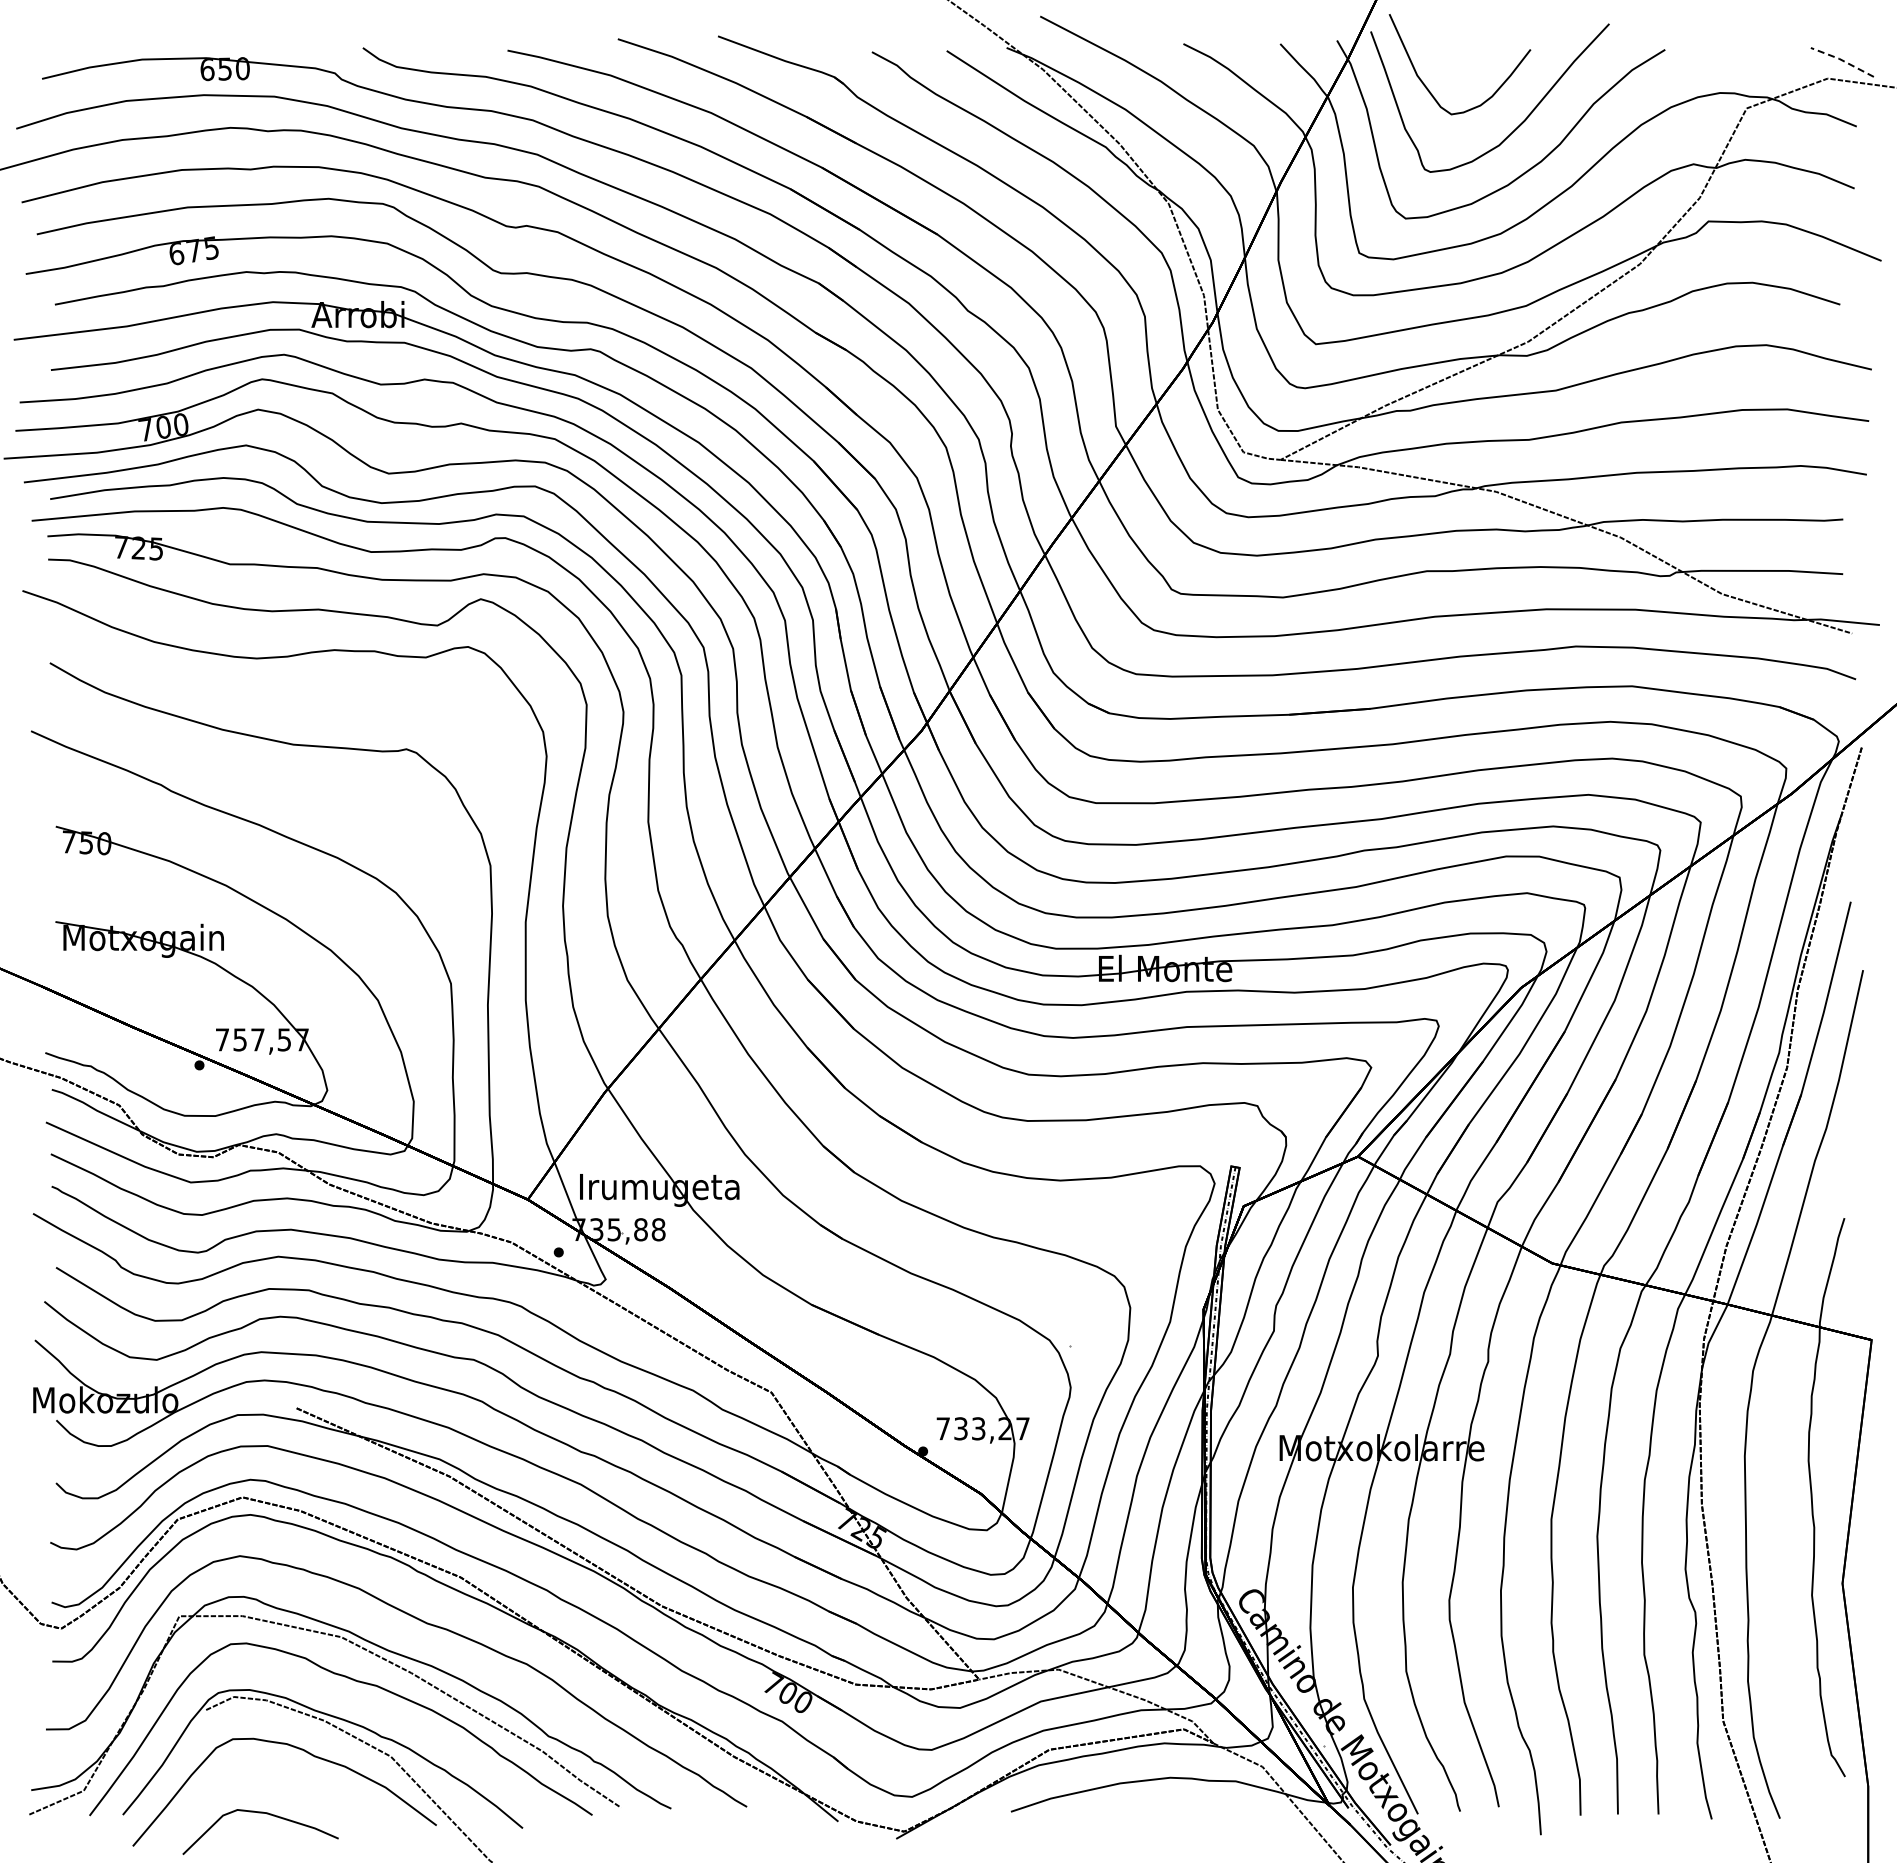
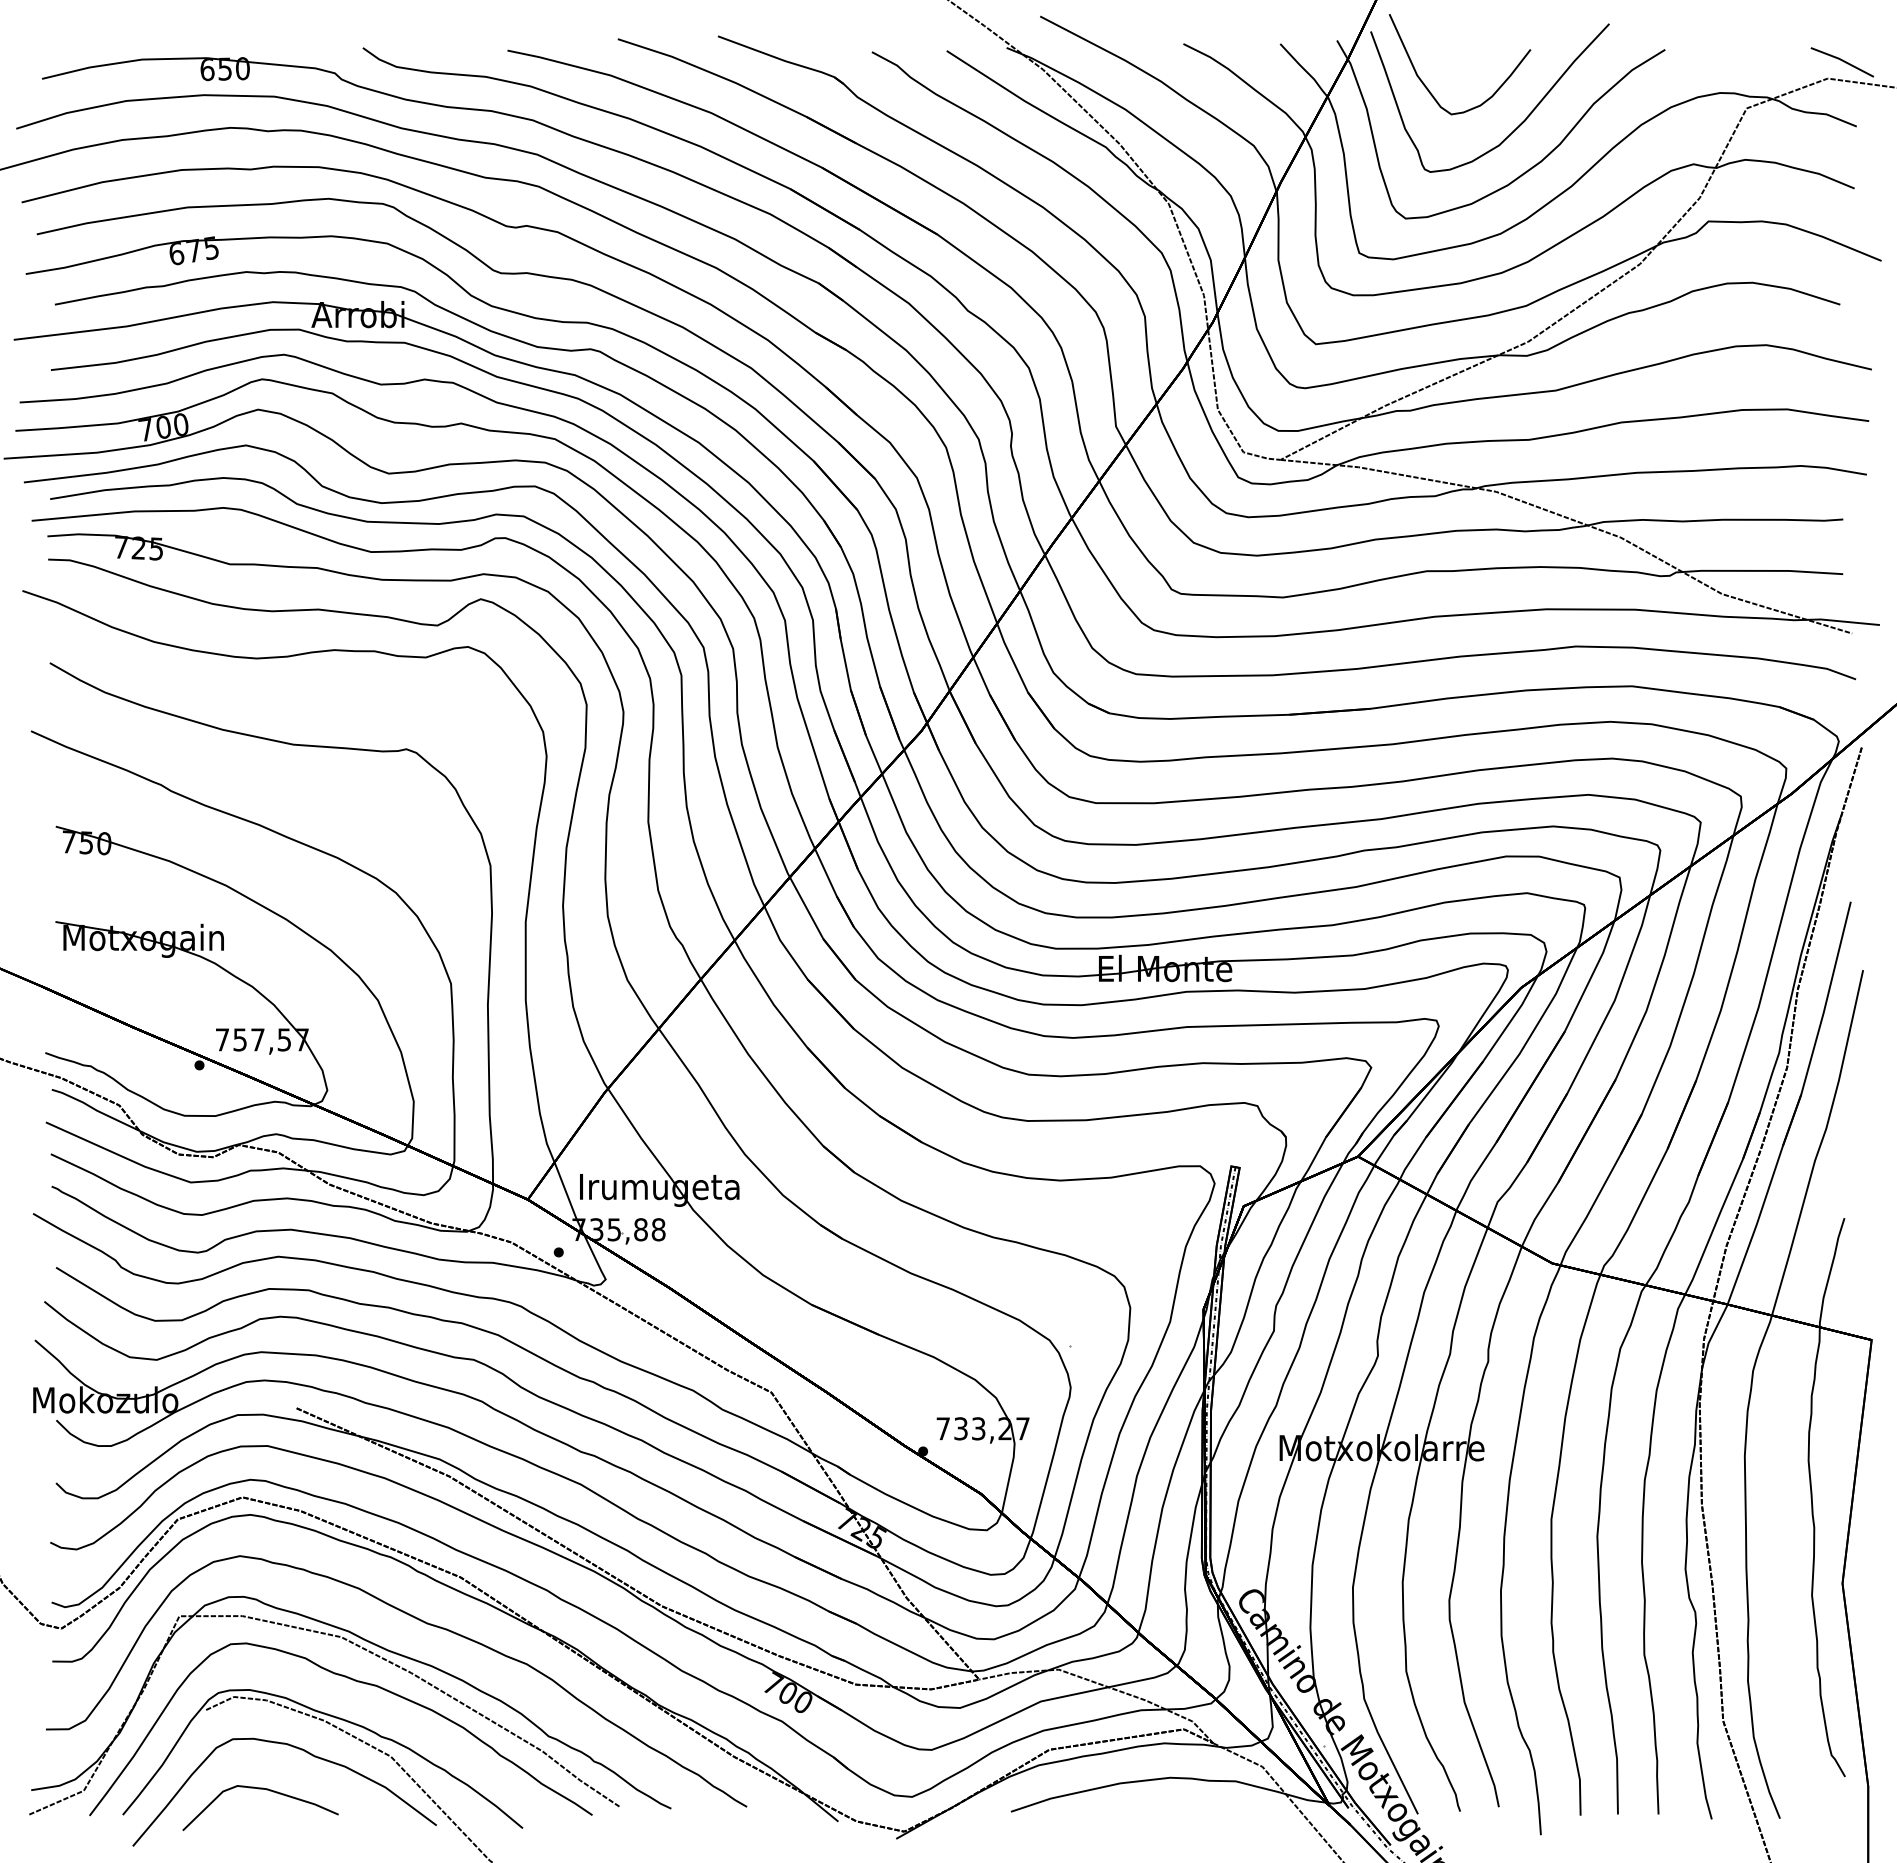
line: dashed -> solid (1842, 60)
curve position: (260, 1813) -> (260, 1789) (260, 1789)
